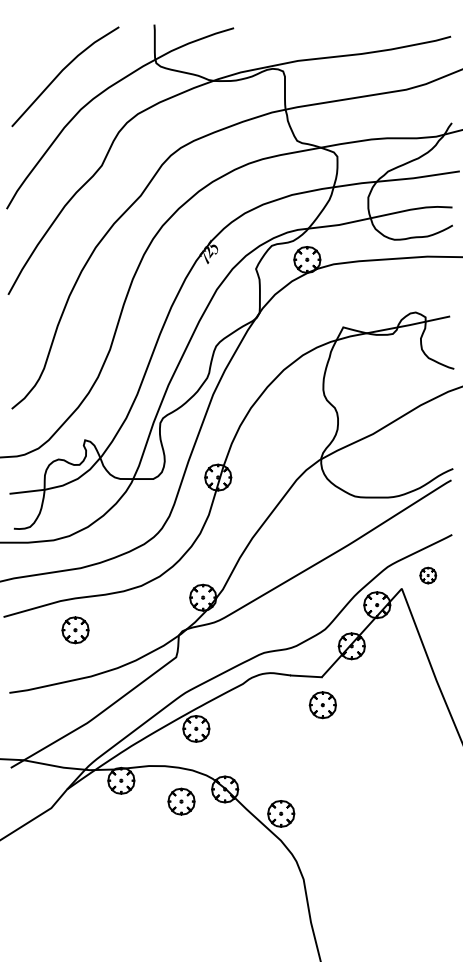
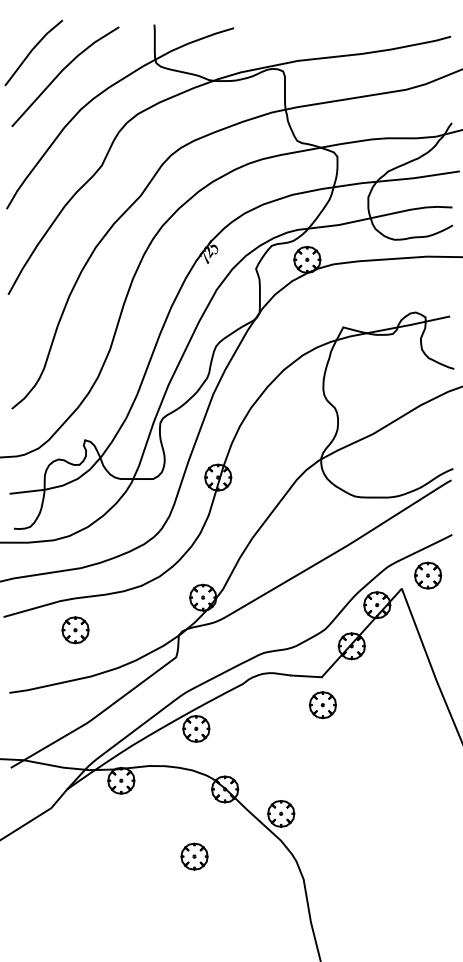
line: none -> present (32, 51)
part size: 19x19 px -> 29x29 px (428, 575)
part position: (181, 801) -> (194, 856) (194, 856)
